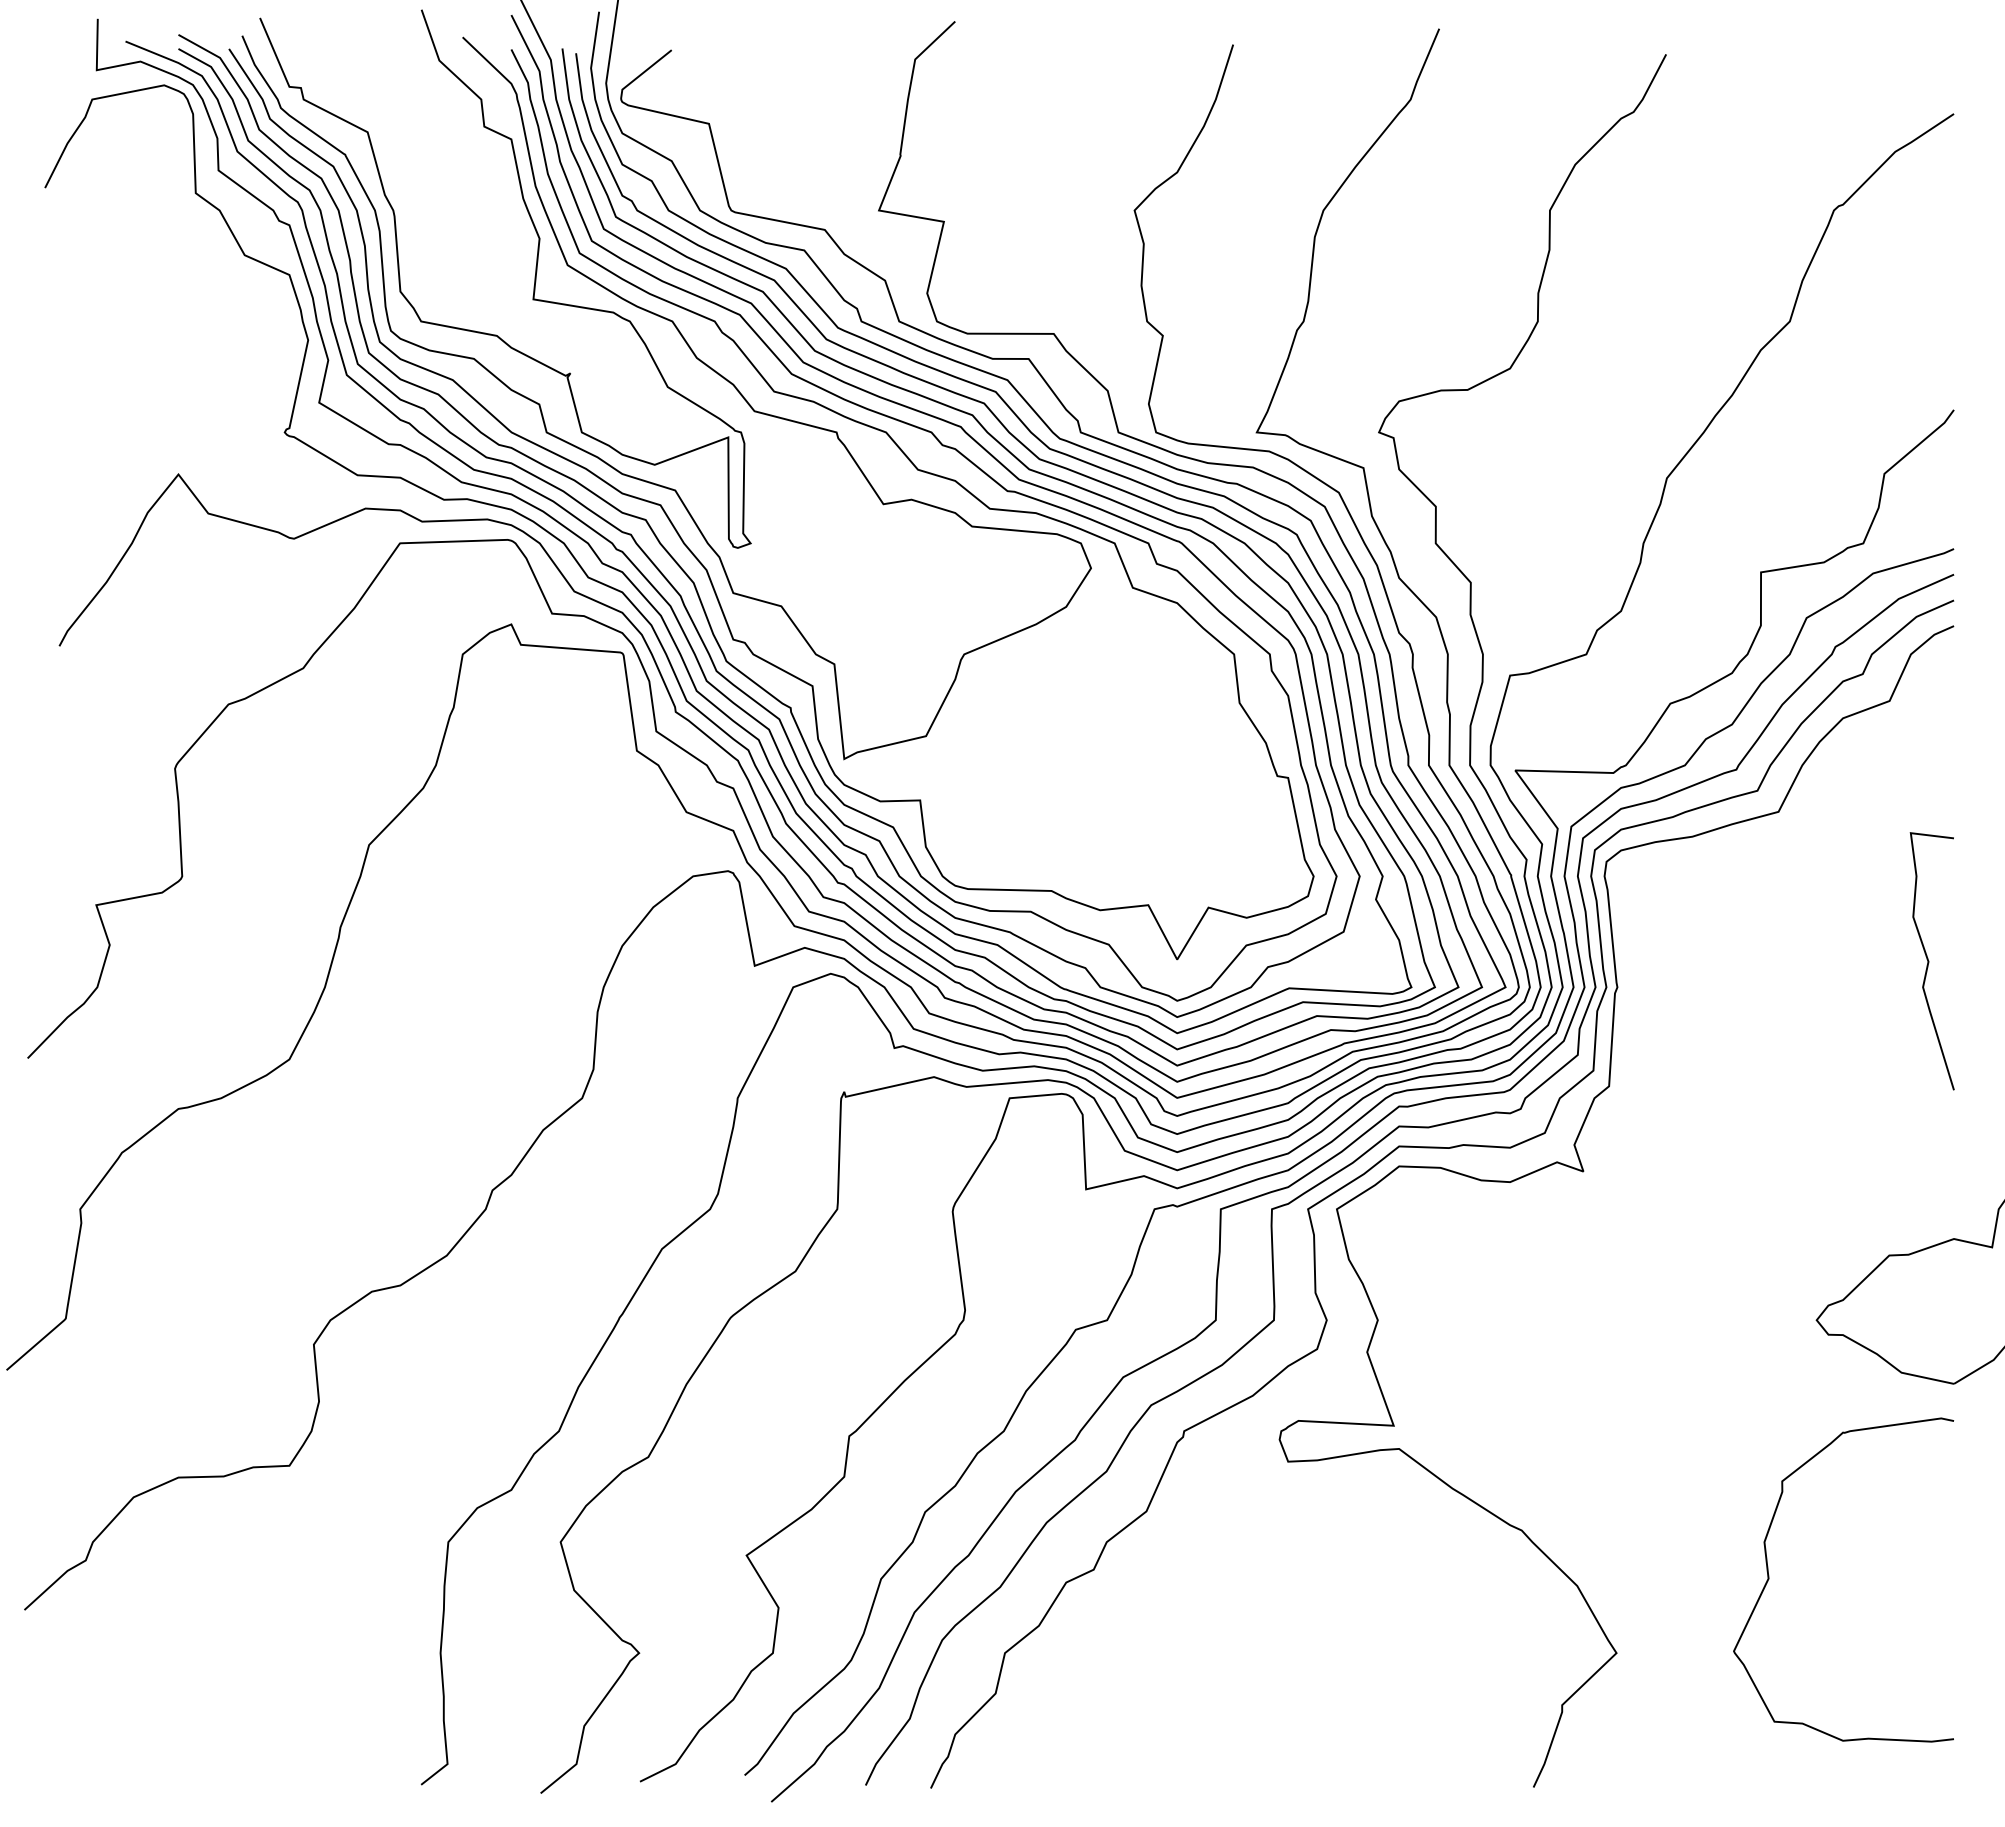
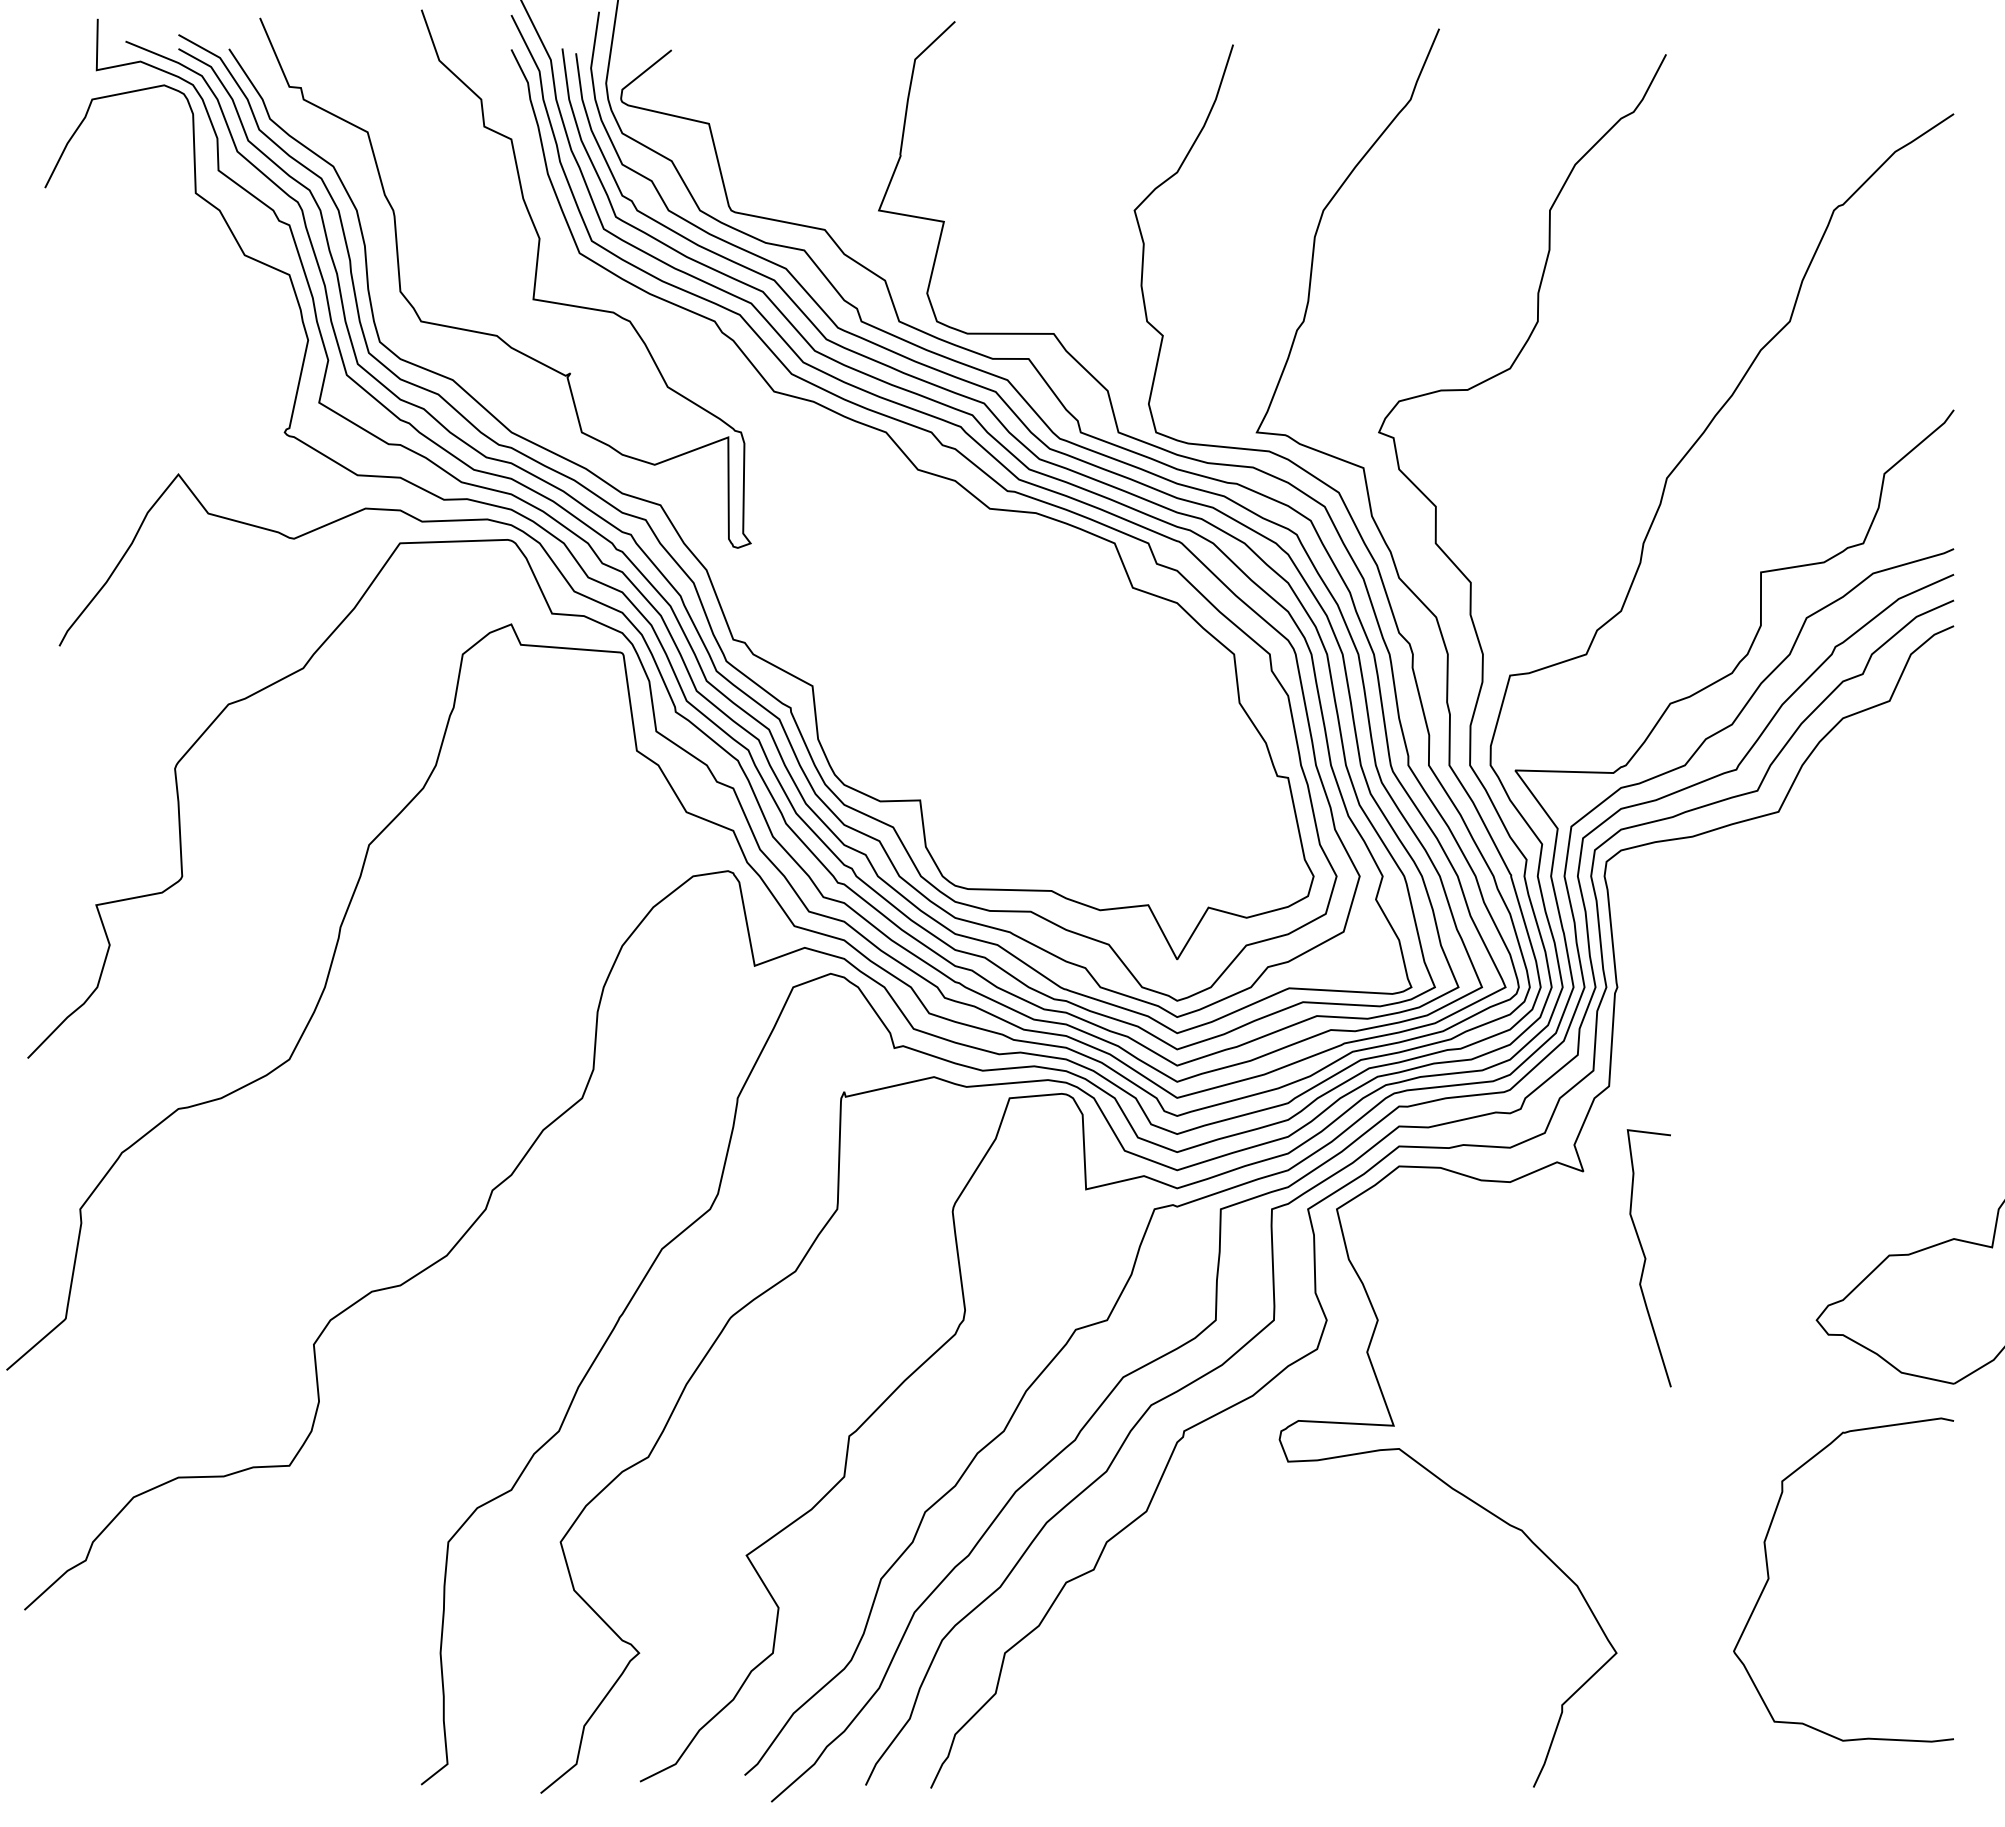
curve: present -> none (699, 361)
curve position: (1929, 961) -> (1646, 1258) (1646, 1258)
